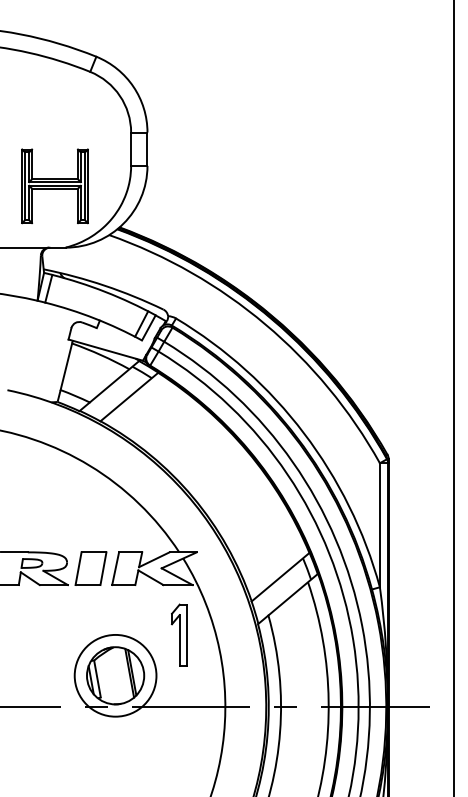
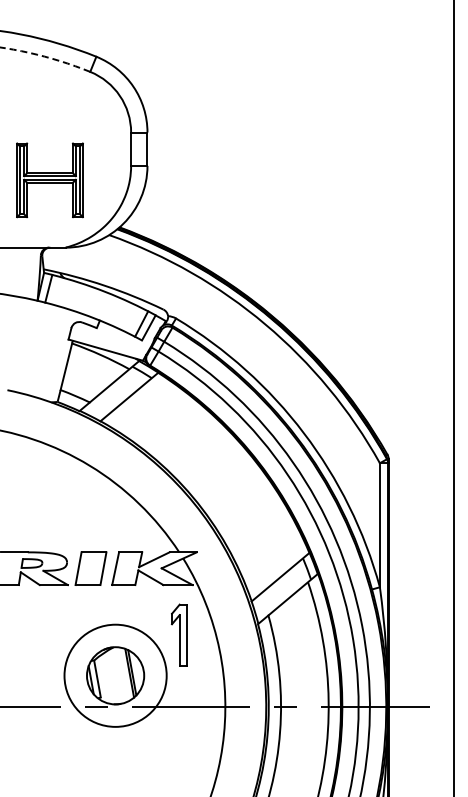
arc: solid -> dashed (45, 56)
part position: (54, 186) -> (49, 180) (49, 180)
circle diameter: 82 px -> 102 px (115, 675)
